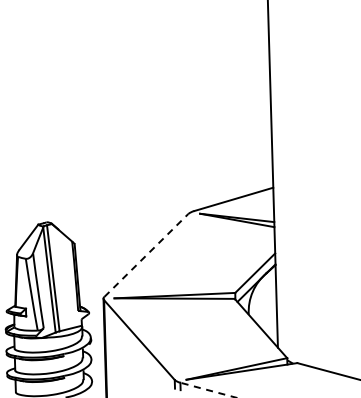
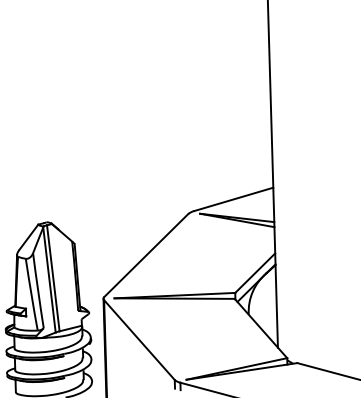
line: dashed -> solid (146, 255)
line: dashed -> solid (208, 390)
